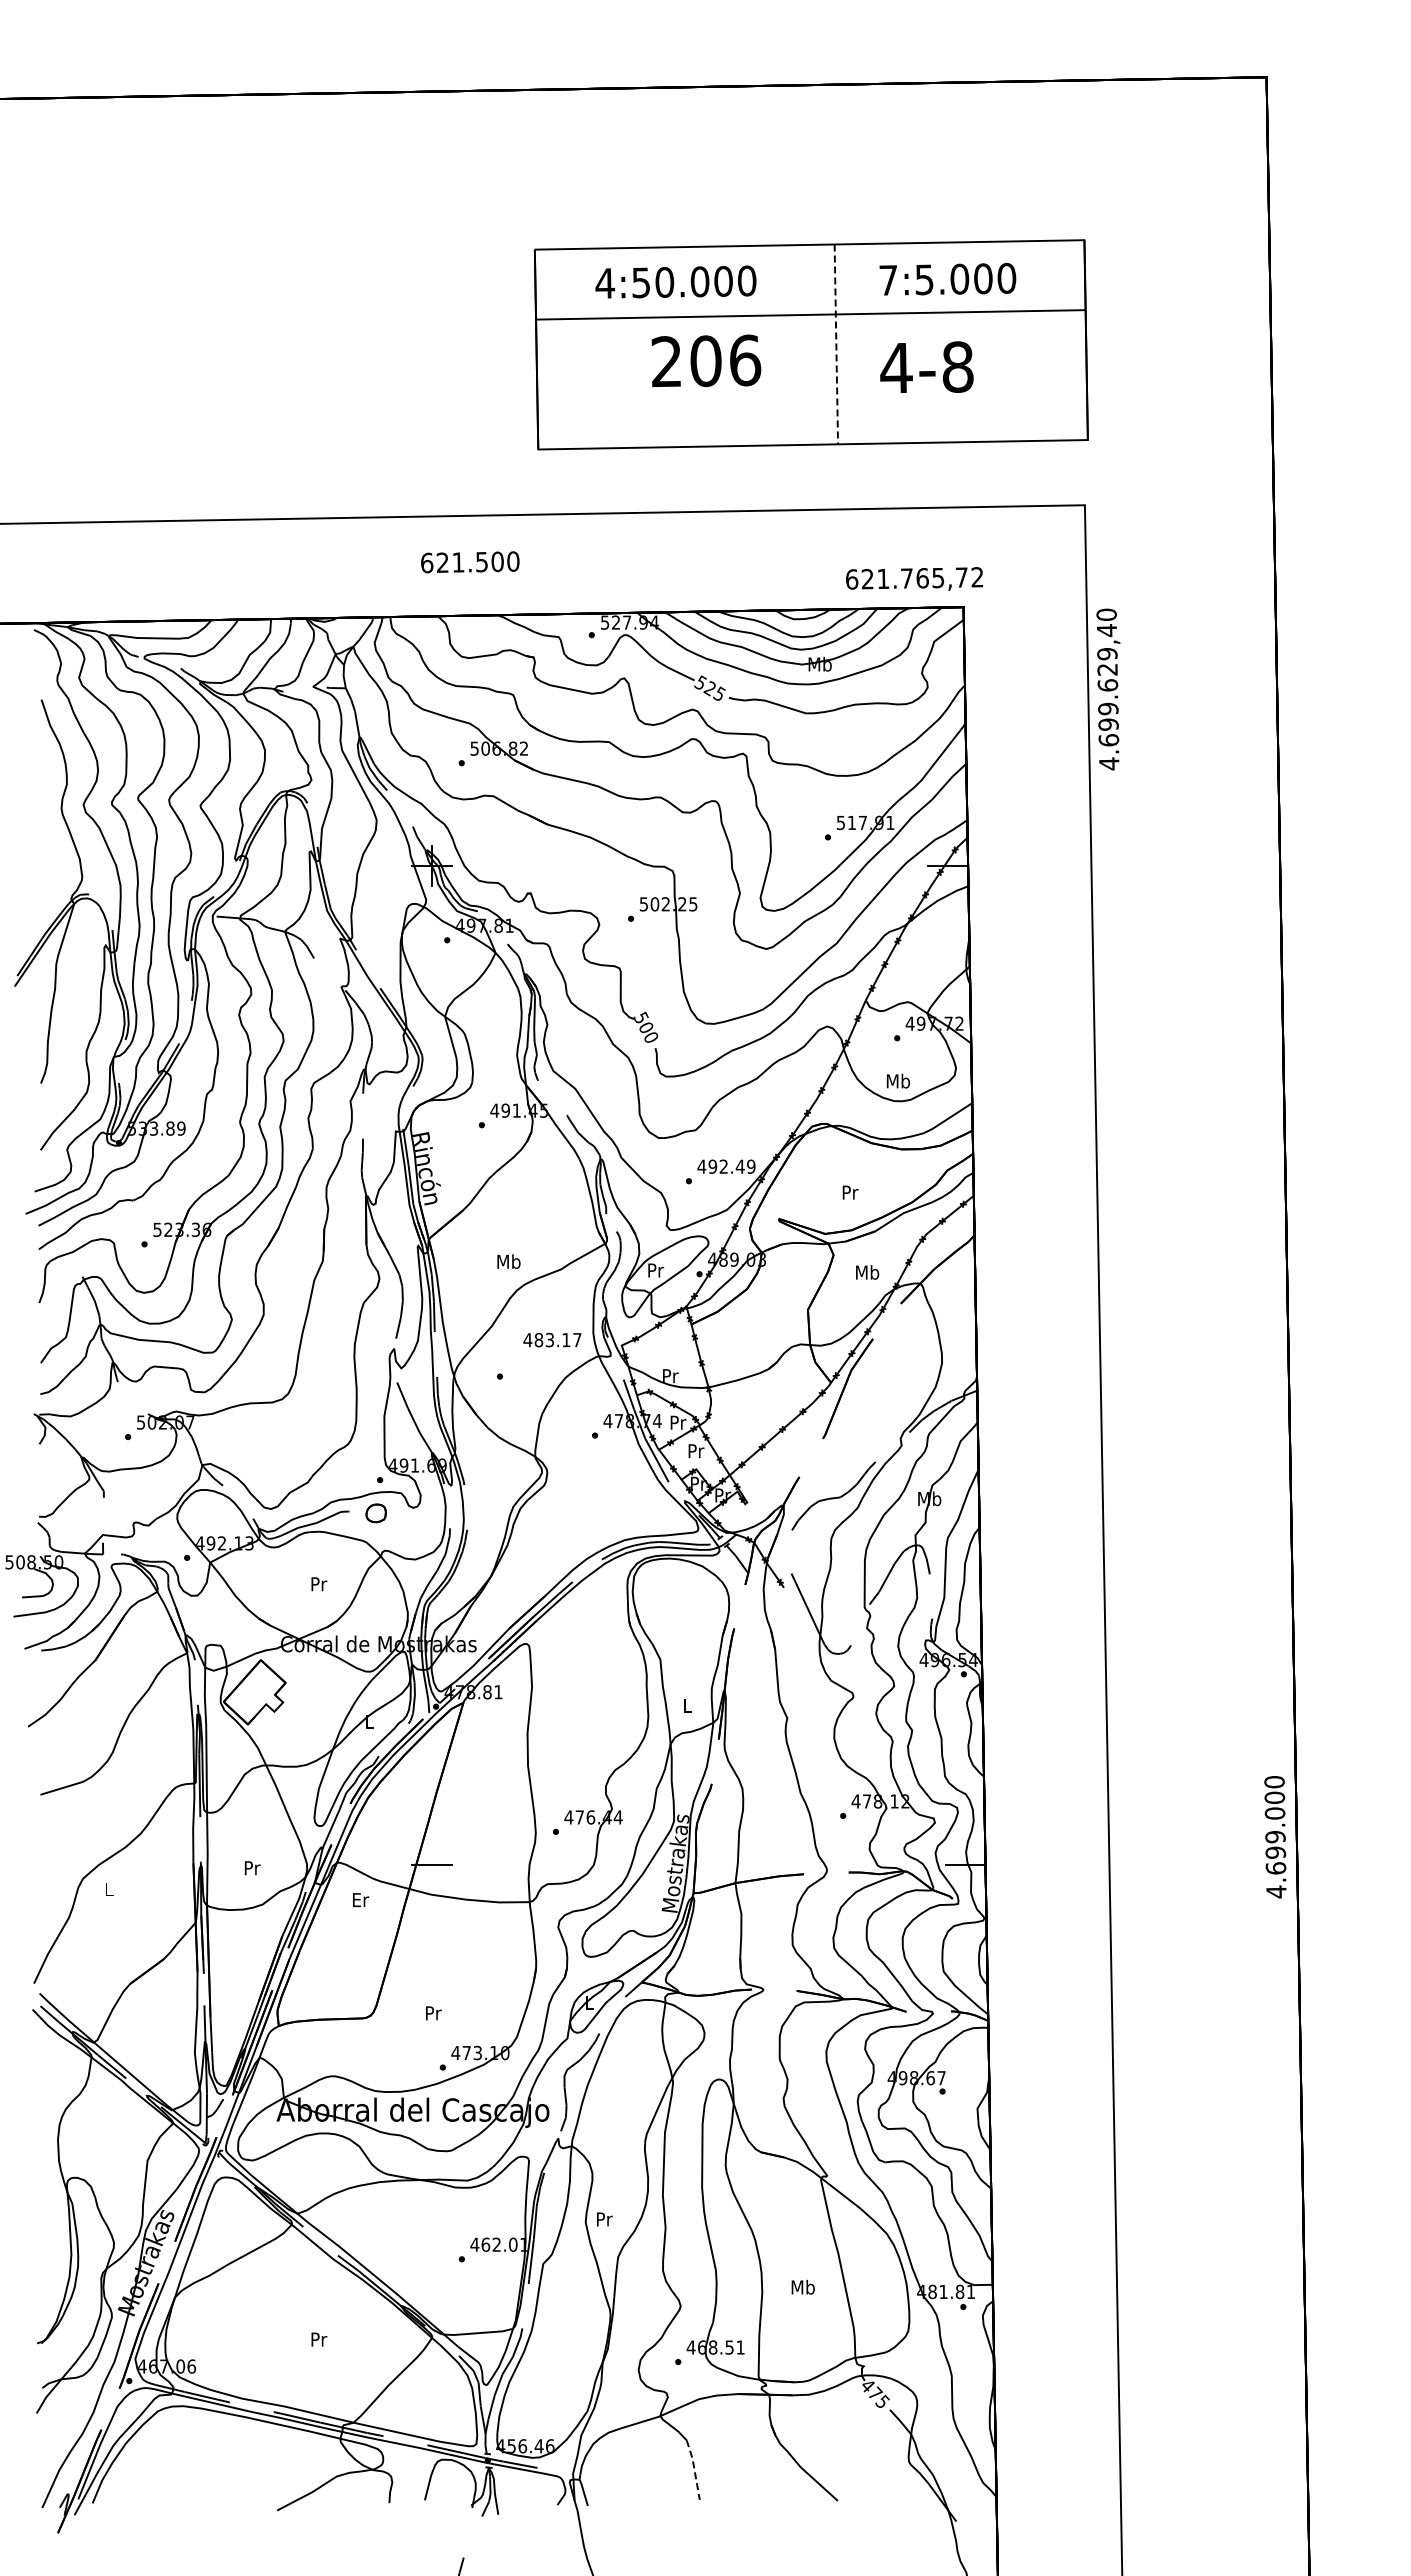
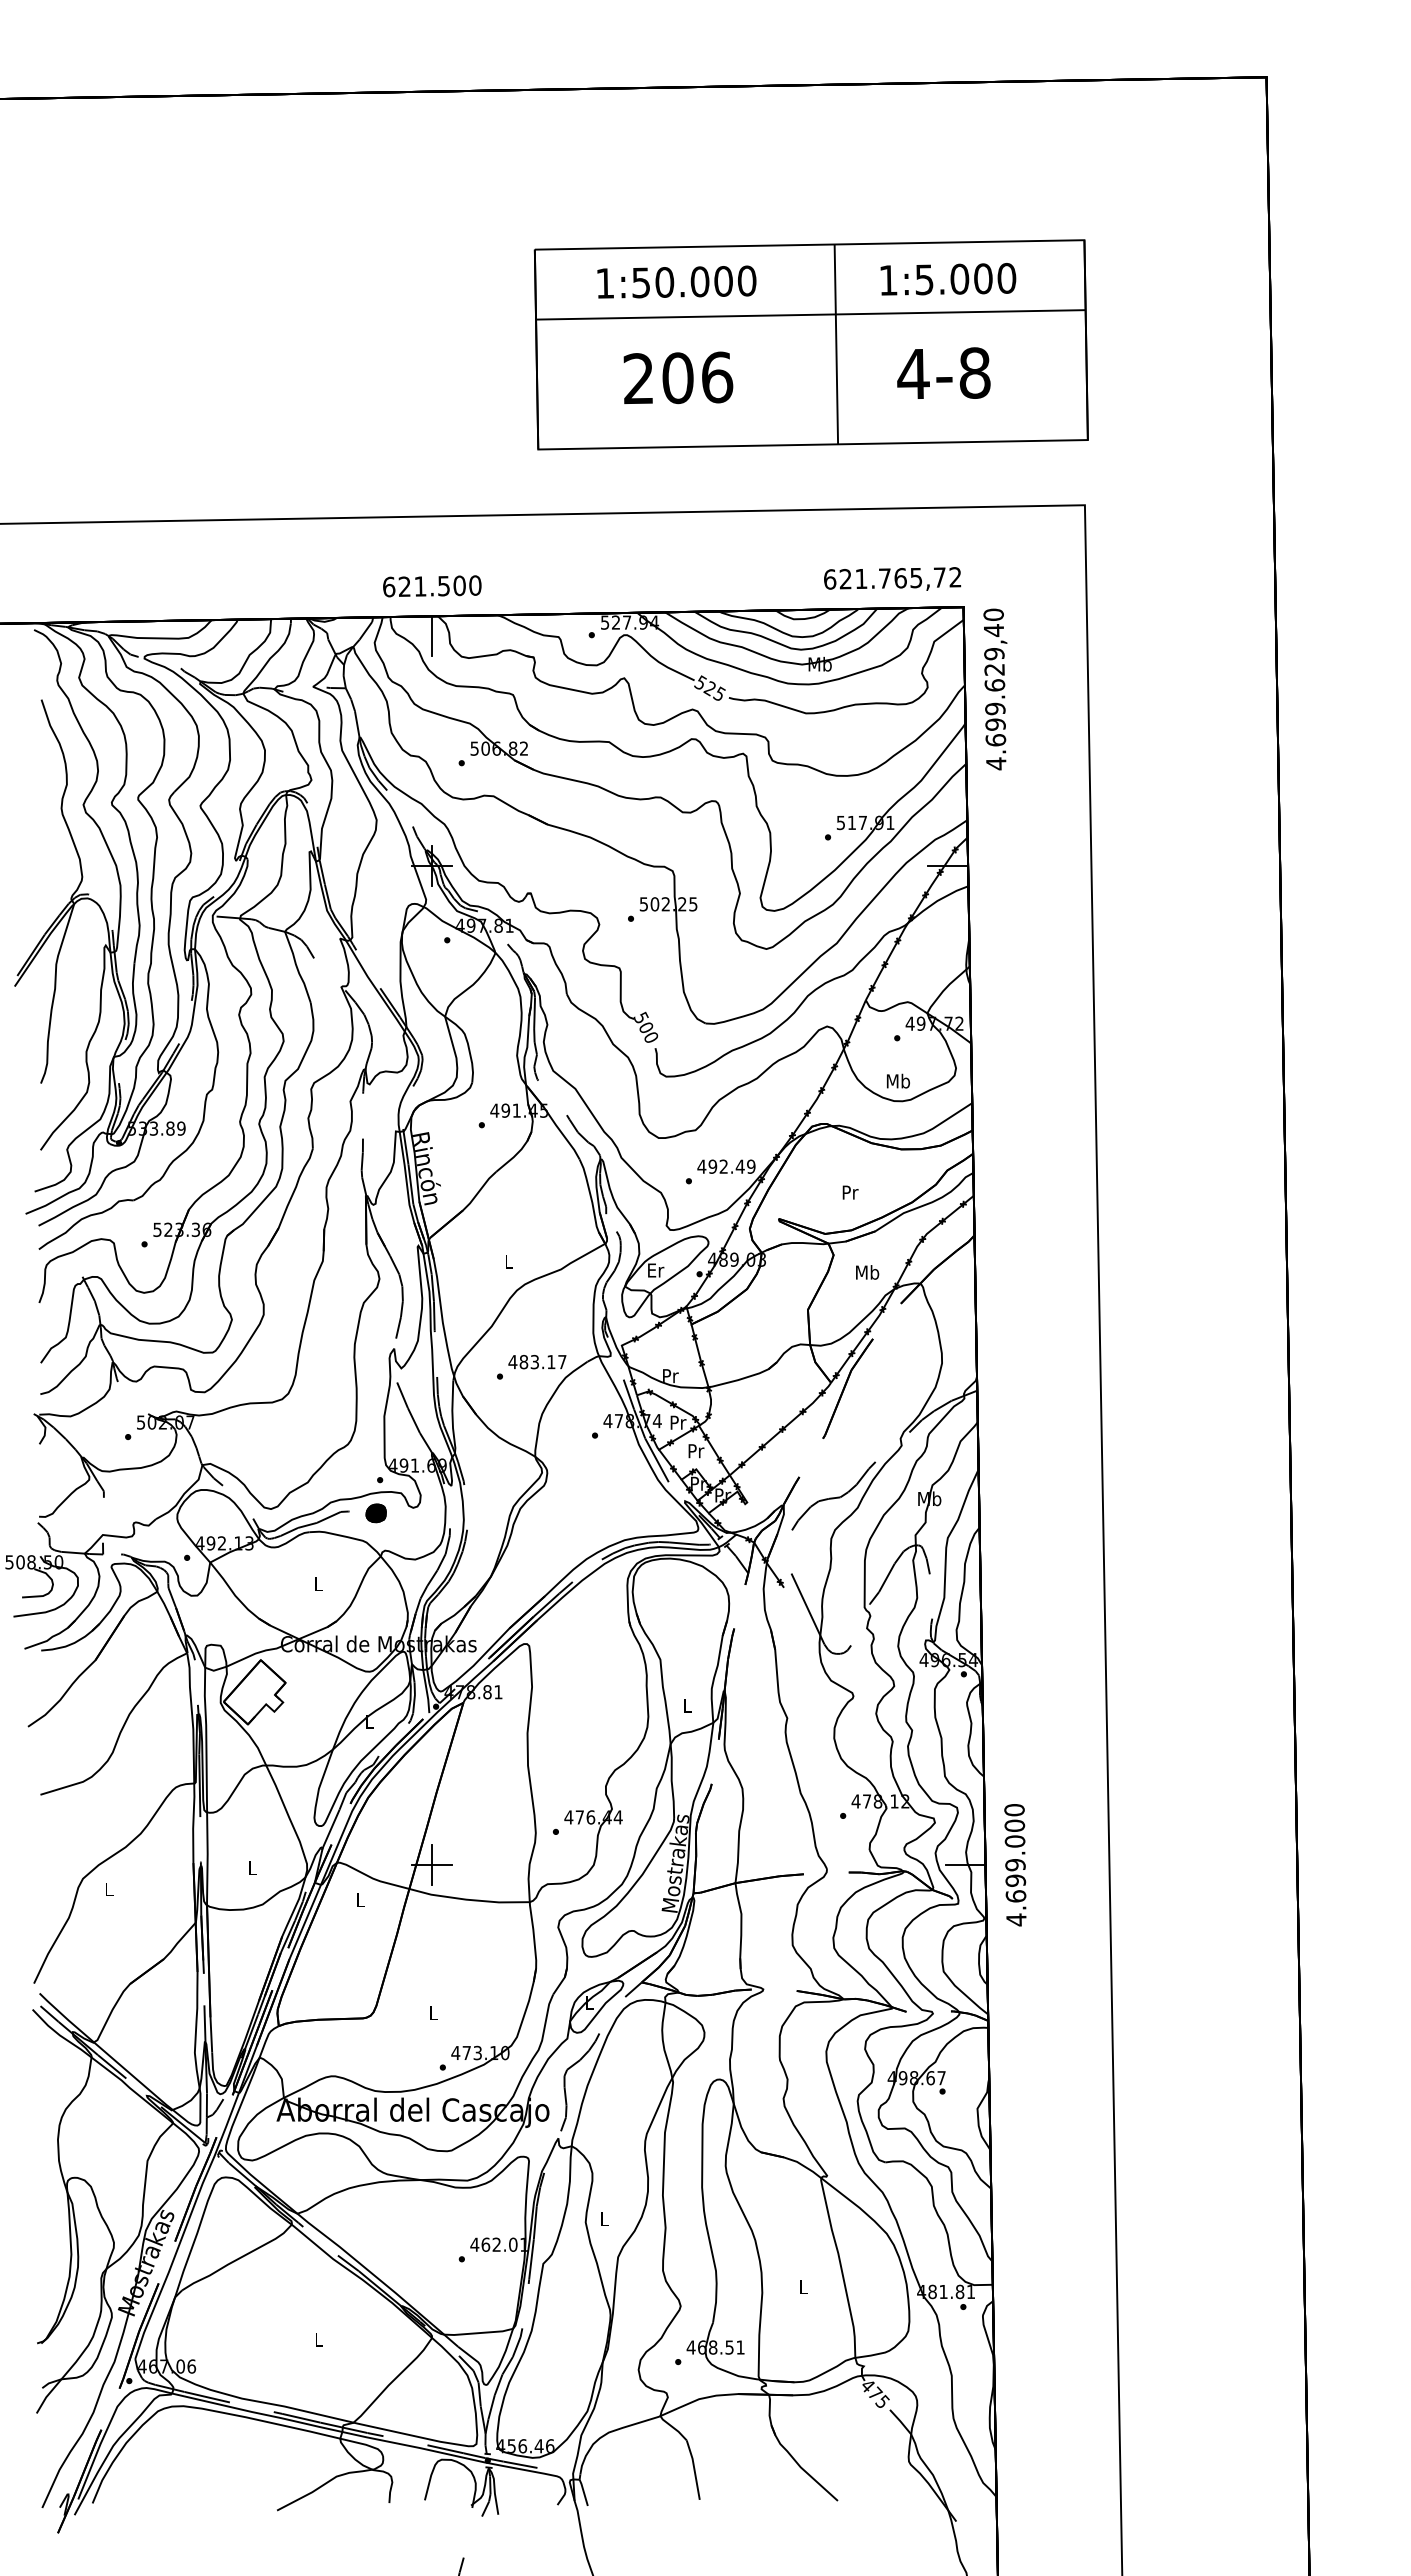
text: 7:5.000 -> 1:5.000 (888, 280)
text: 4:50.000 -> 1:50.000 (605, 283)
line: dashed -> solid (836, 344)
text position: (706, 360) -> (678, 377) (678, 377)
text position: (926, 366) -> (943, 372) (943, 372)
text position: (470, 562) -> (432, 586) (432, 586)
text position: (914, 578) -> (892, 578) (892, 578)
line: none -> present (432, 636)
text position: (1108, 689) -> (995, 689) (995, 689)
text: Mb -> L (508, 1261)
text: Pr -> Er (656, 1270)
text position: (552, 1340) -> (537, 1362) (537, 1362)
fill: none -> present (375, 1513)
text: Pr -> L (319, 1584)
text position: (1275, 1837) -> (1015, 1865) (1015, 1865)
line: none -> present (432, 1865)
text: Pr -> L (252, 1868)
text: Er -> L (361, 1900)
text: Pr -> L (433, 2013)
text: Pr -> L (604, 2219)
text: Mb -> L (802, 2286)
text: Pr -> L (319, 2339)
line: dashed -> solid (694, 2469)
